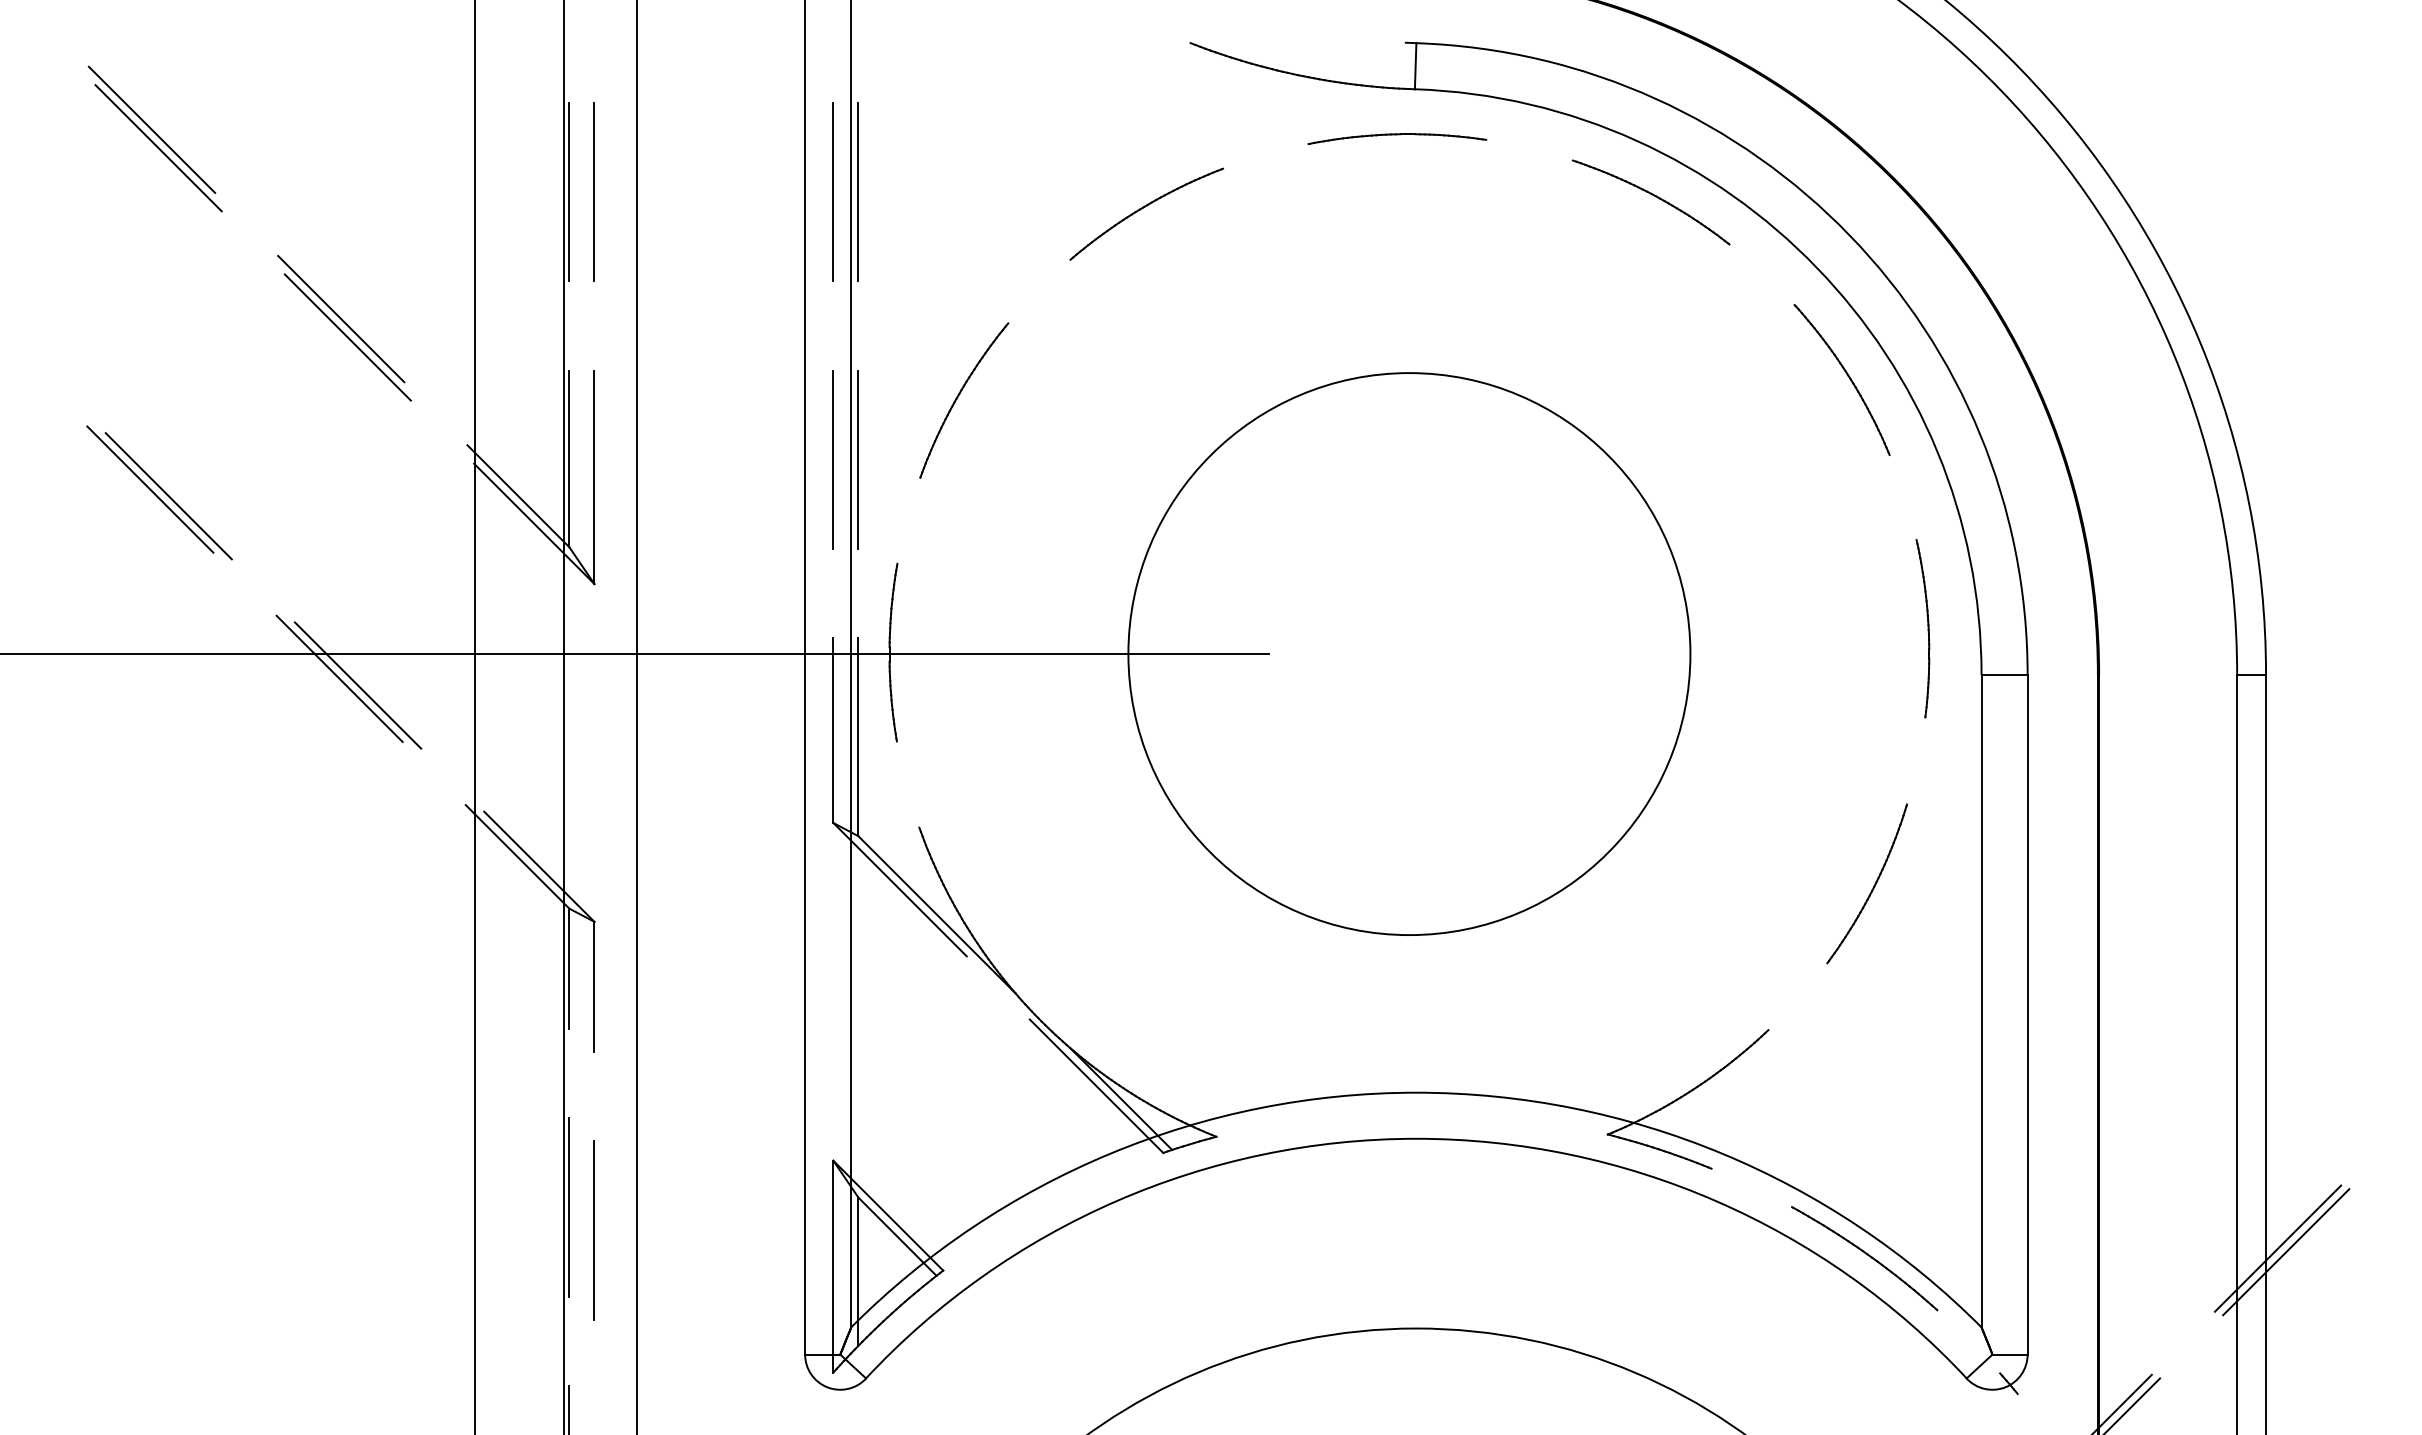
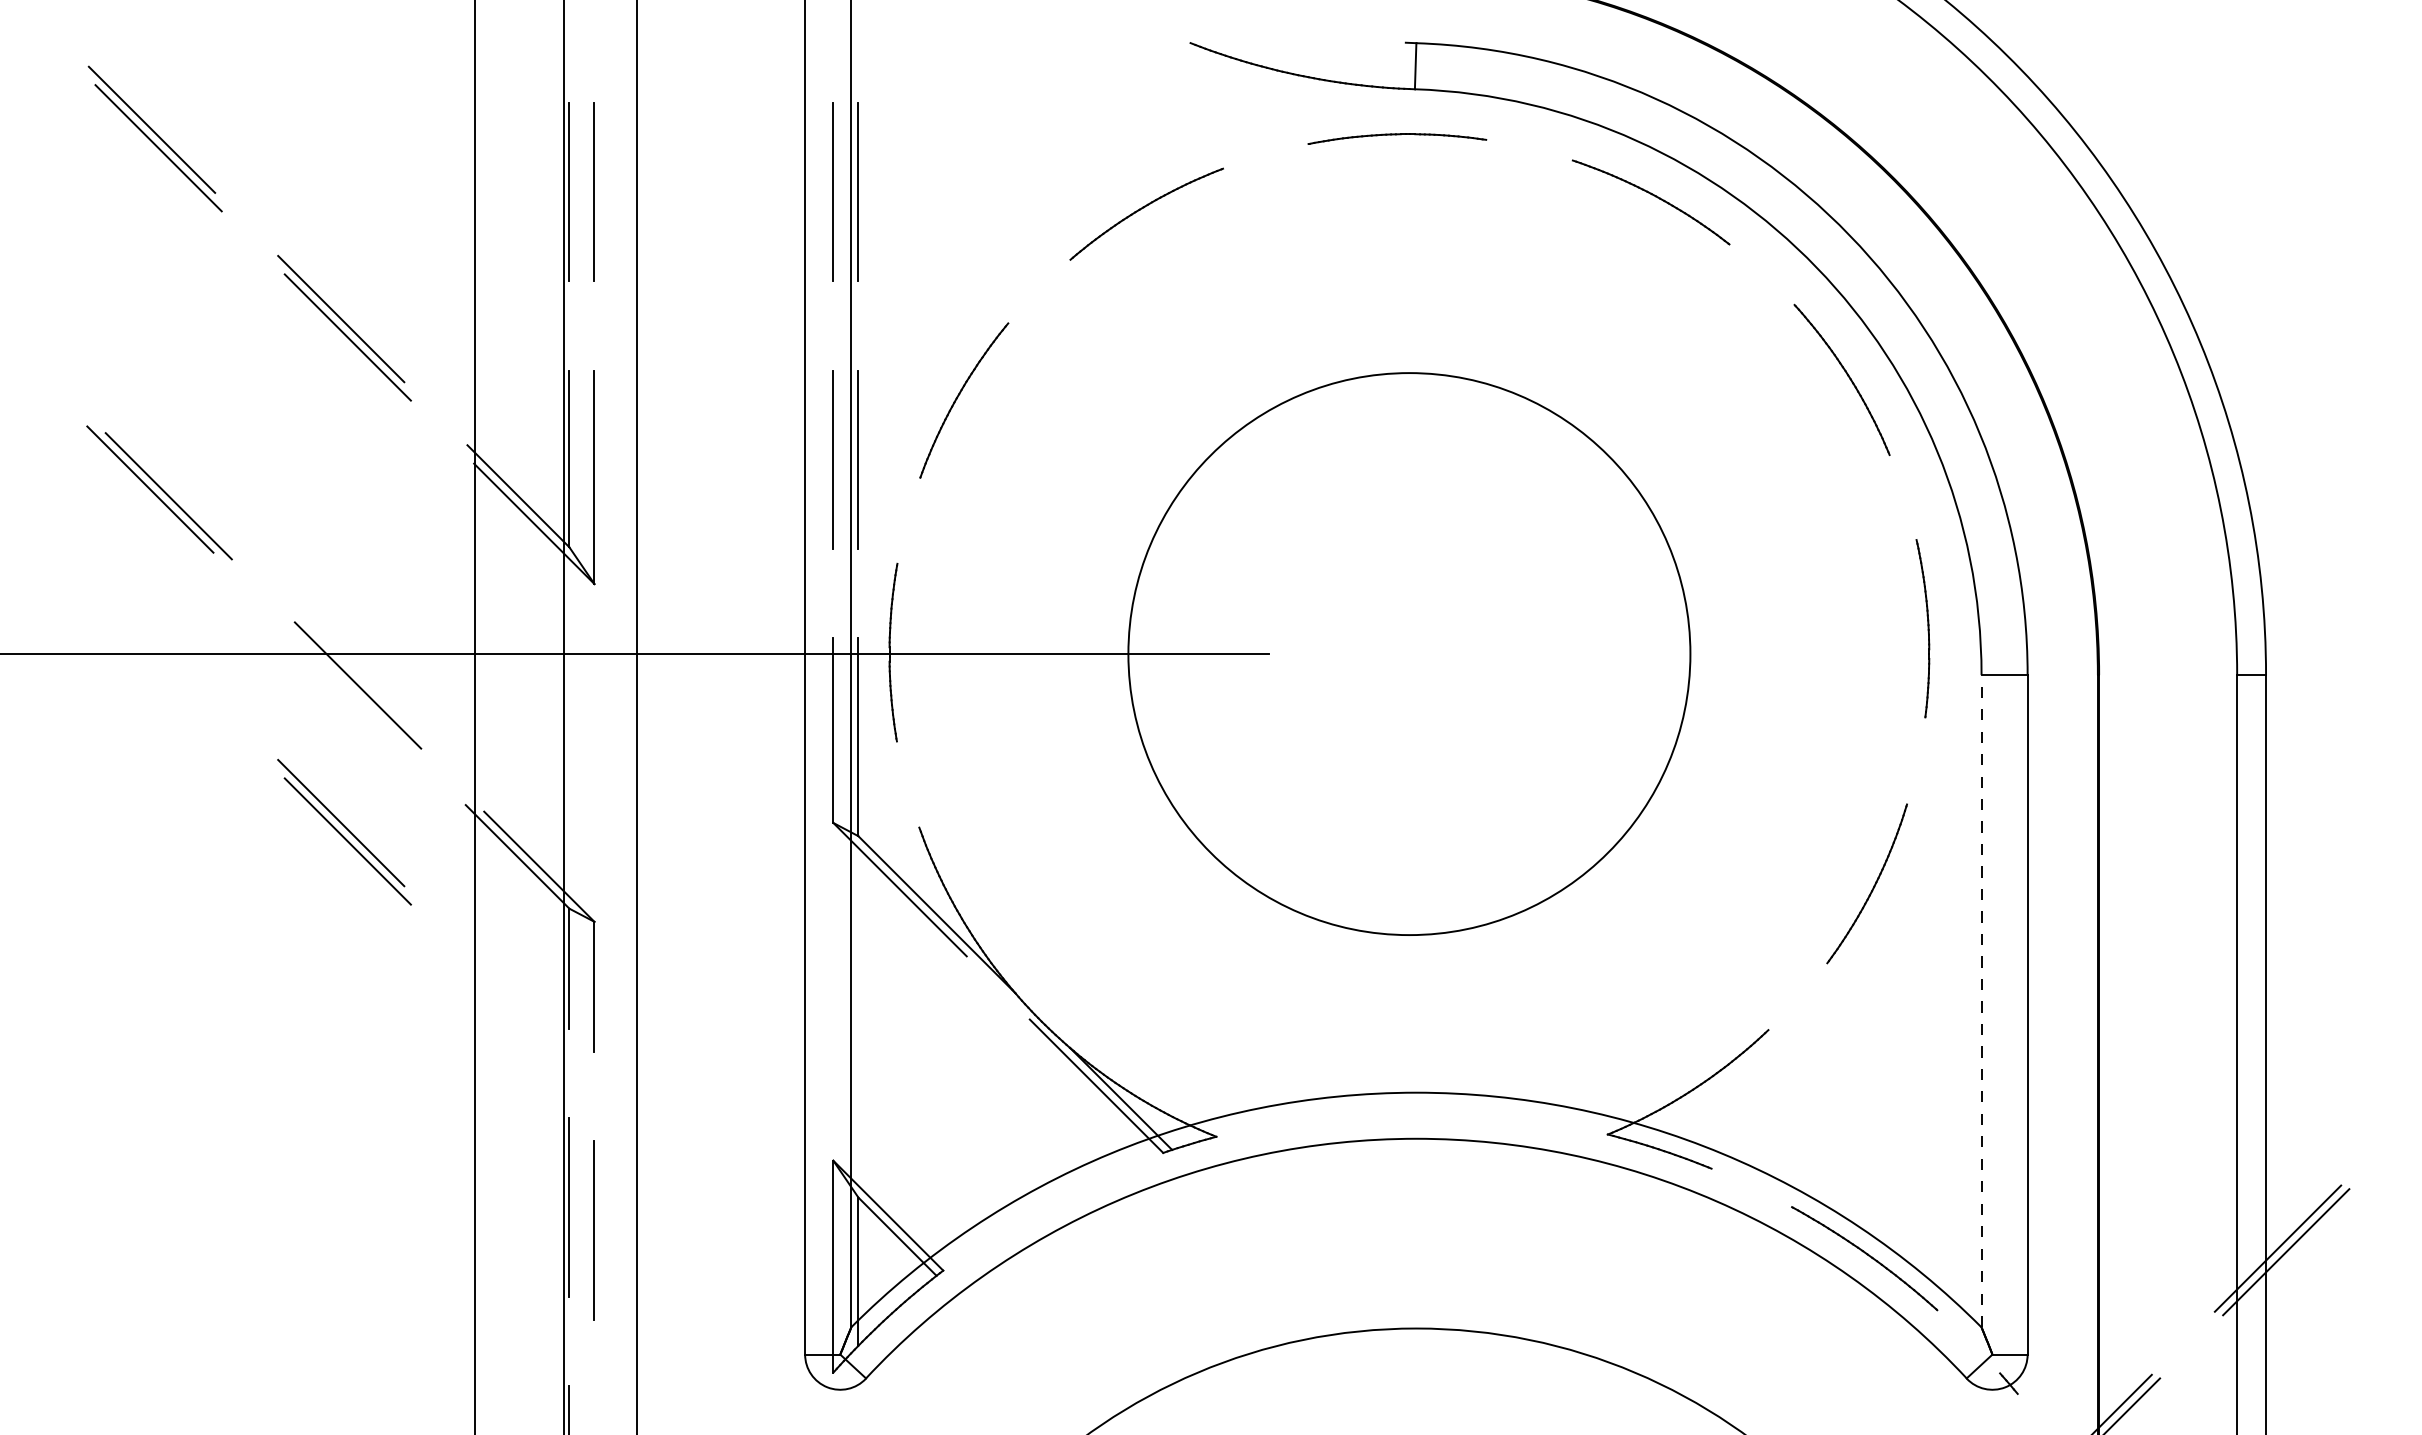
line: present -> none (339, 678)
part: none -> present (344, 831)
line: solid -> dashed (1981, 1000)
